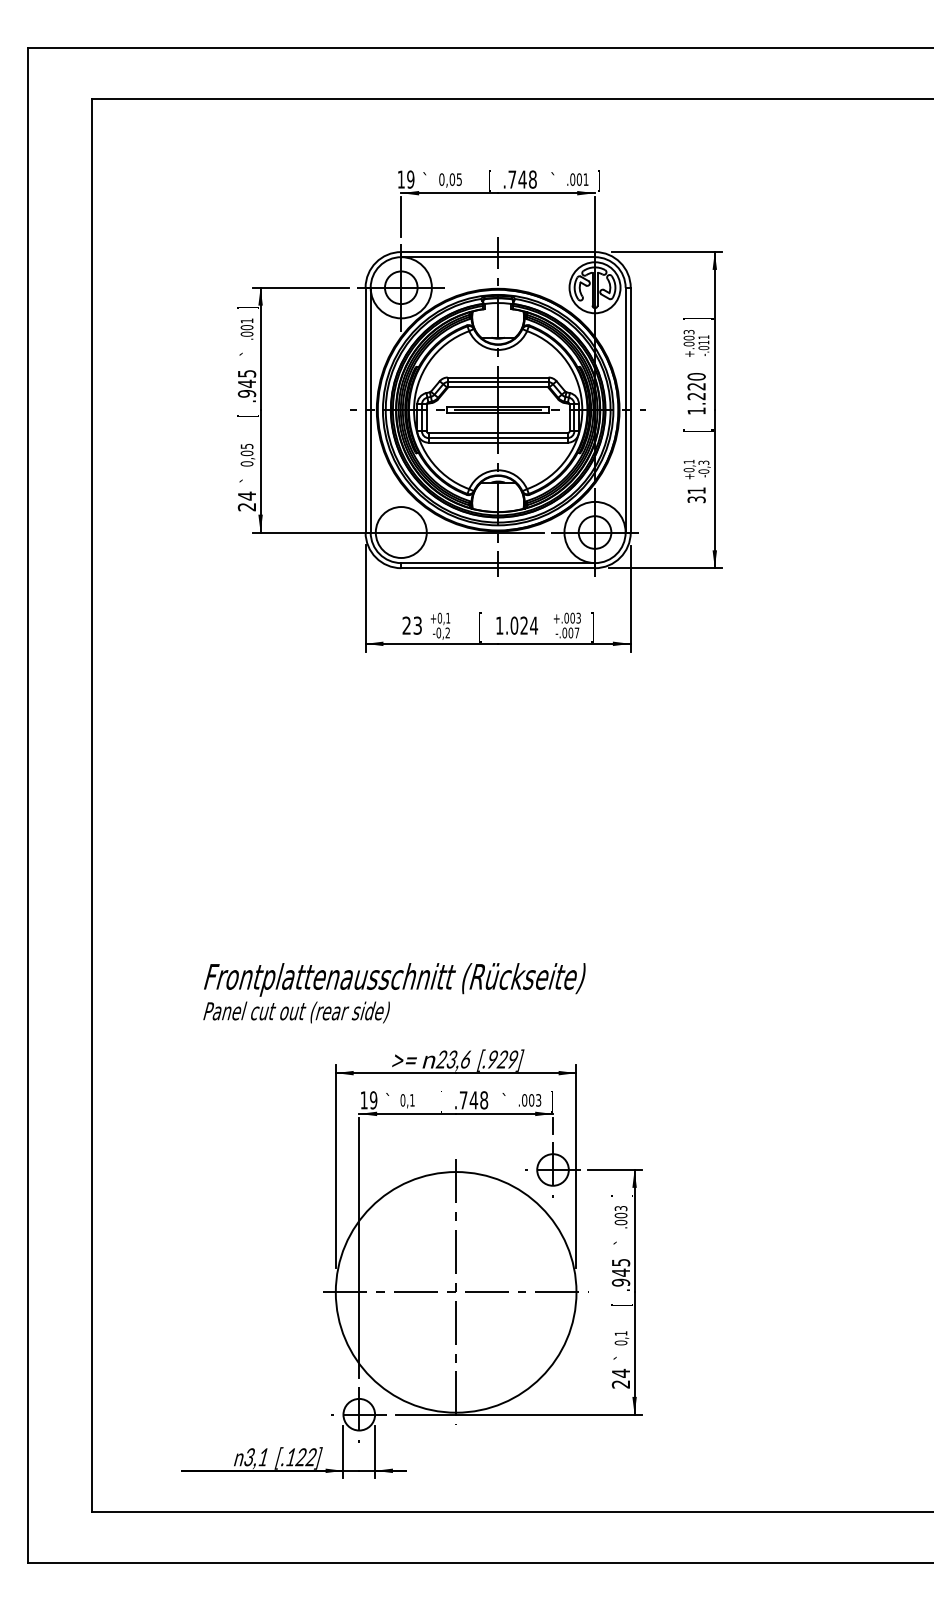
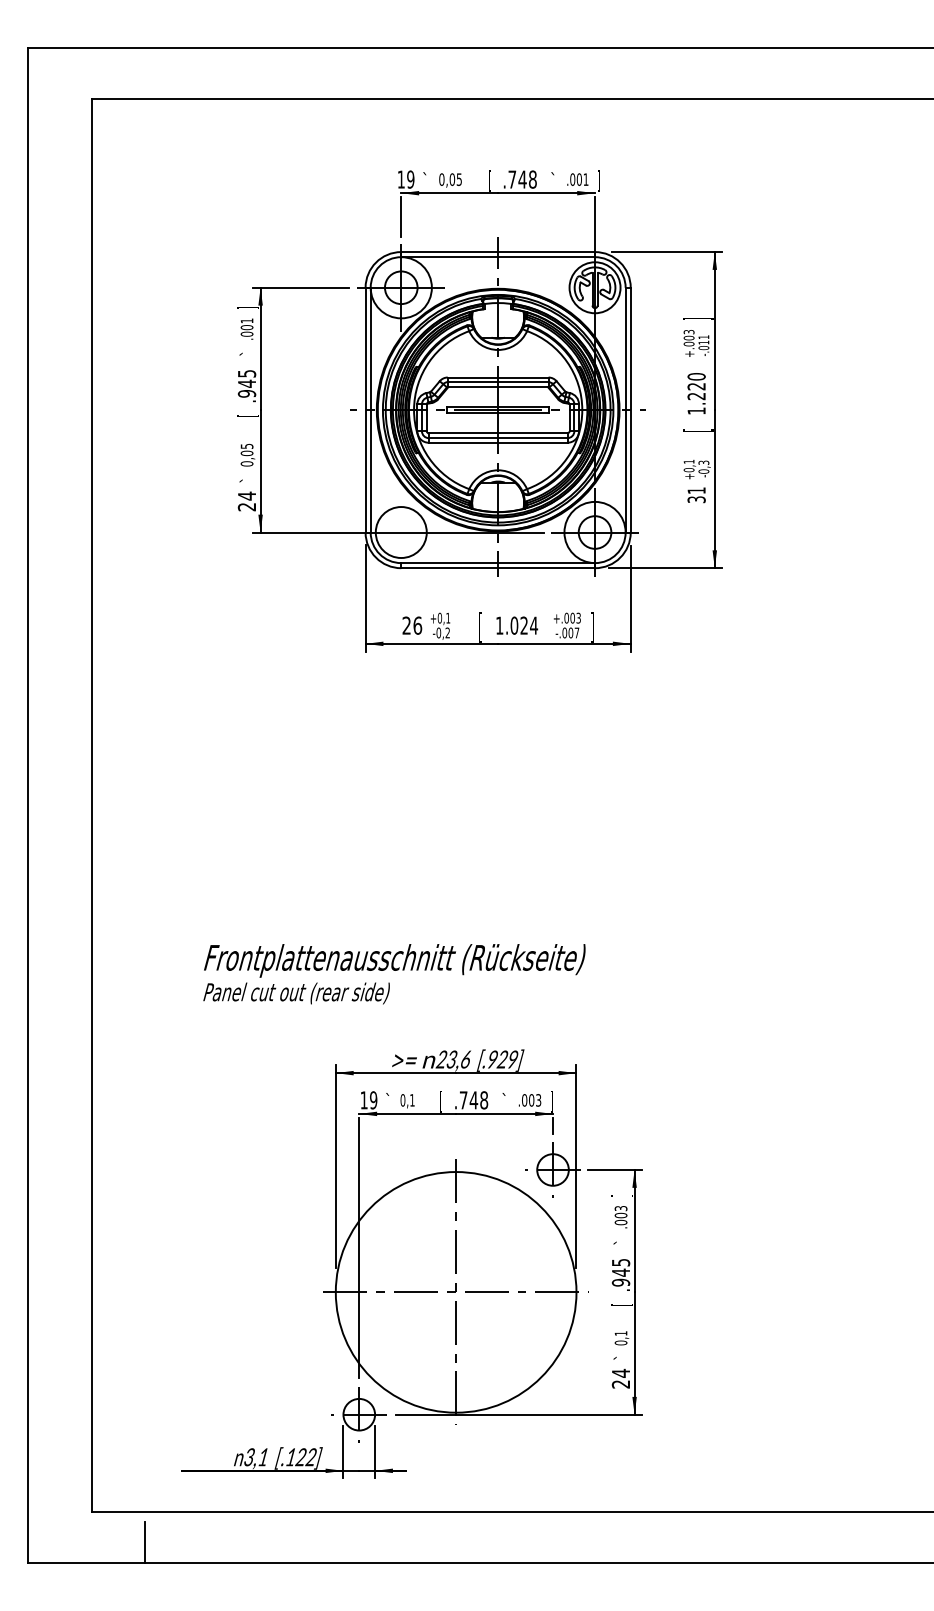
text: 23 -> 26 (417, 625)
text position: (394, 993) -> (394, 974) (394, 974)
text: ] -> [ (440, 1101)
line: none -> present (145, 1541)
